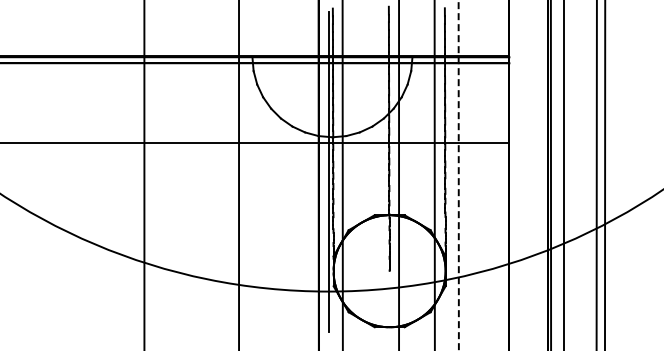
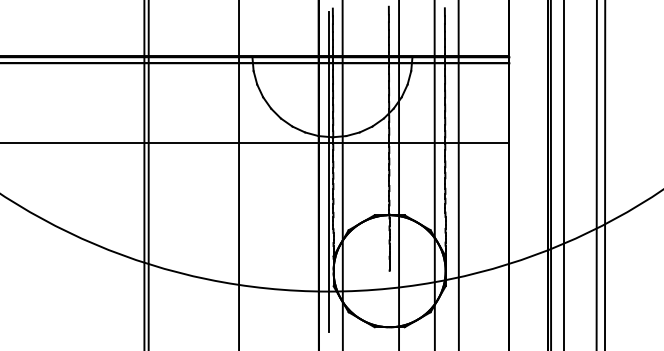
line: none -> present (148, 174)
line: dashed -> solid (458, 175)
